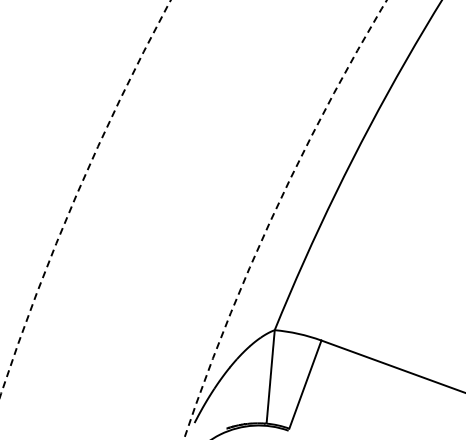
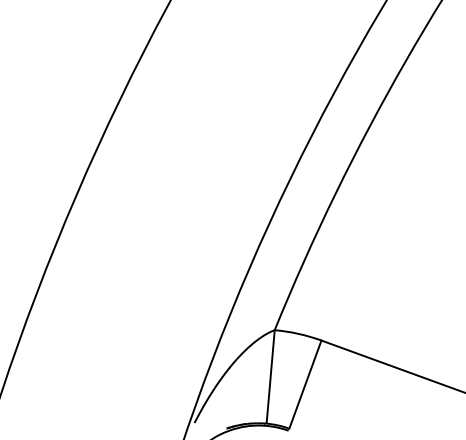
arc: dashed -> solid (77, 194)
arc: dashed -> solid (273, 213)
